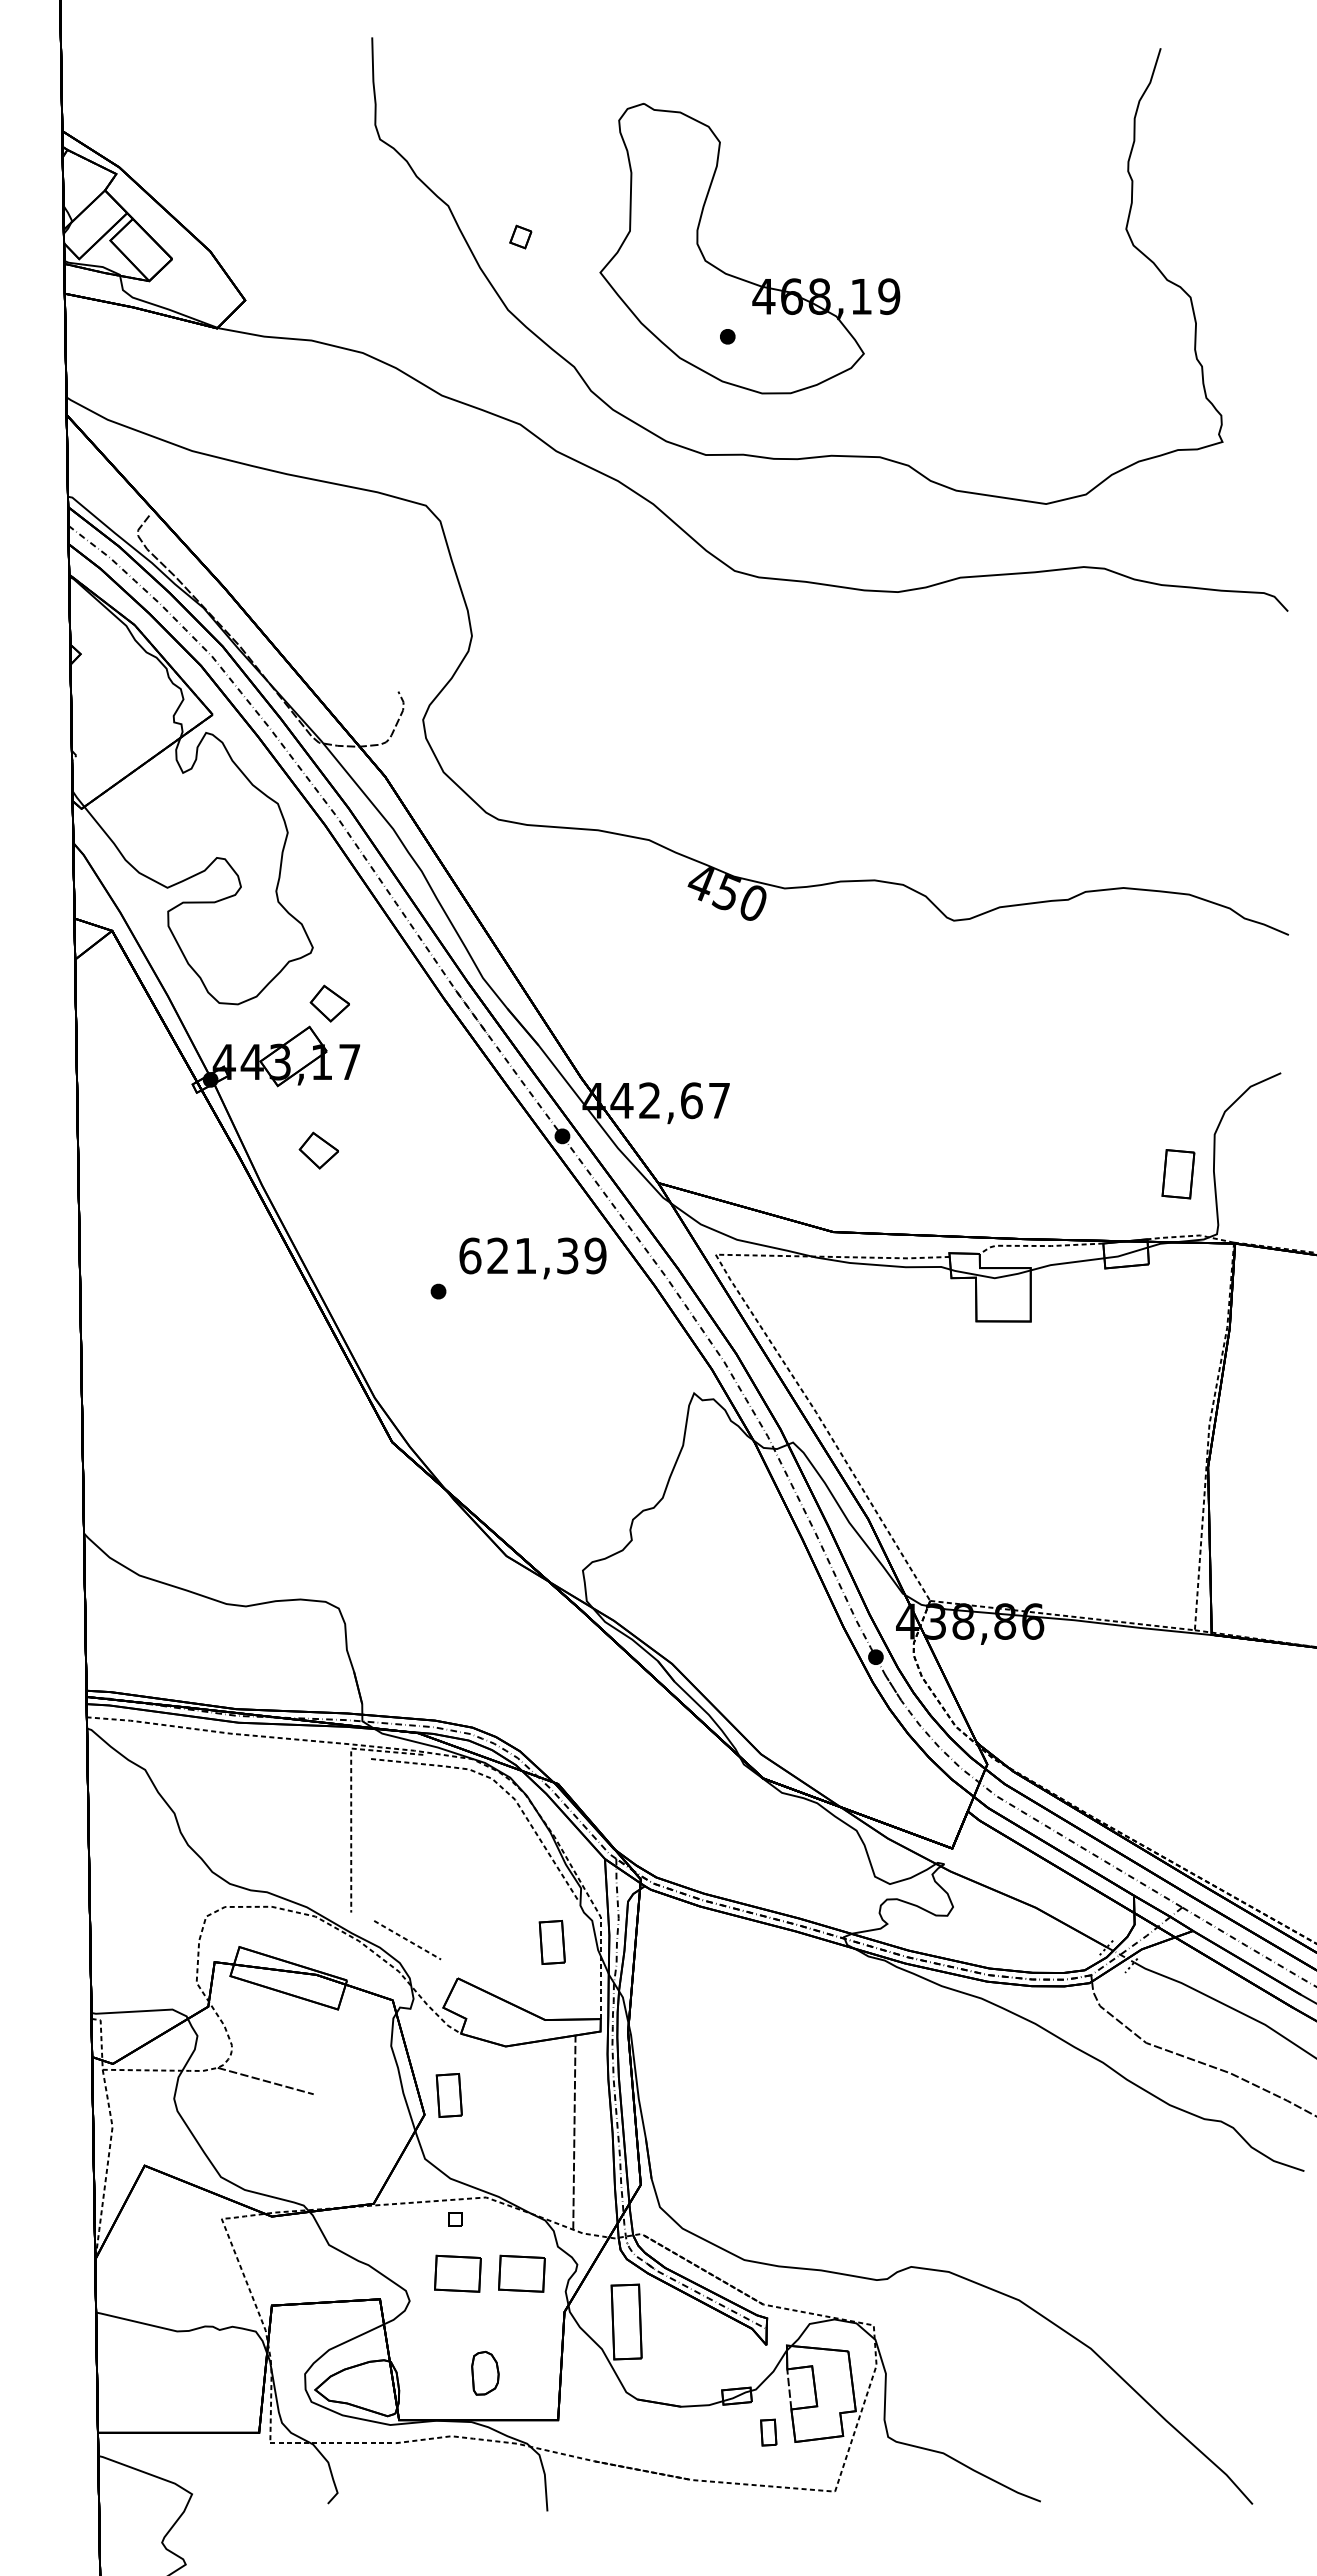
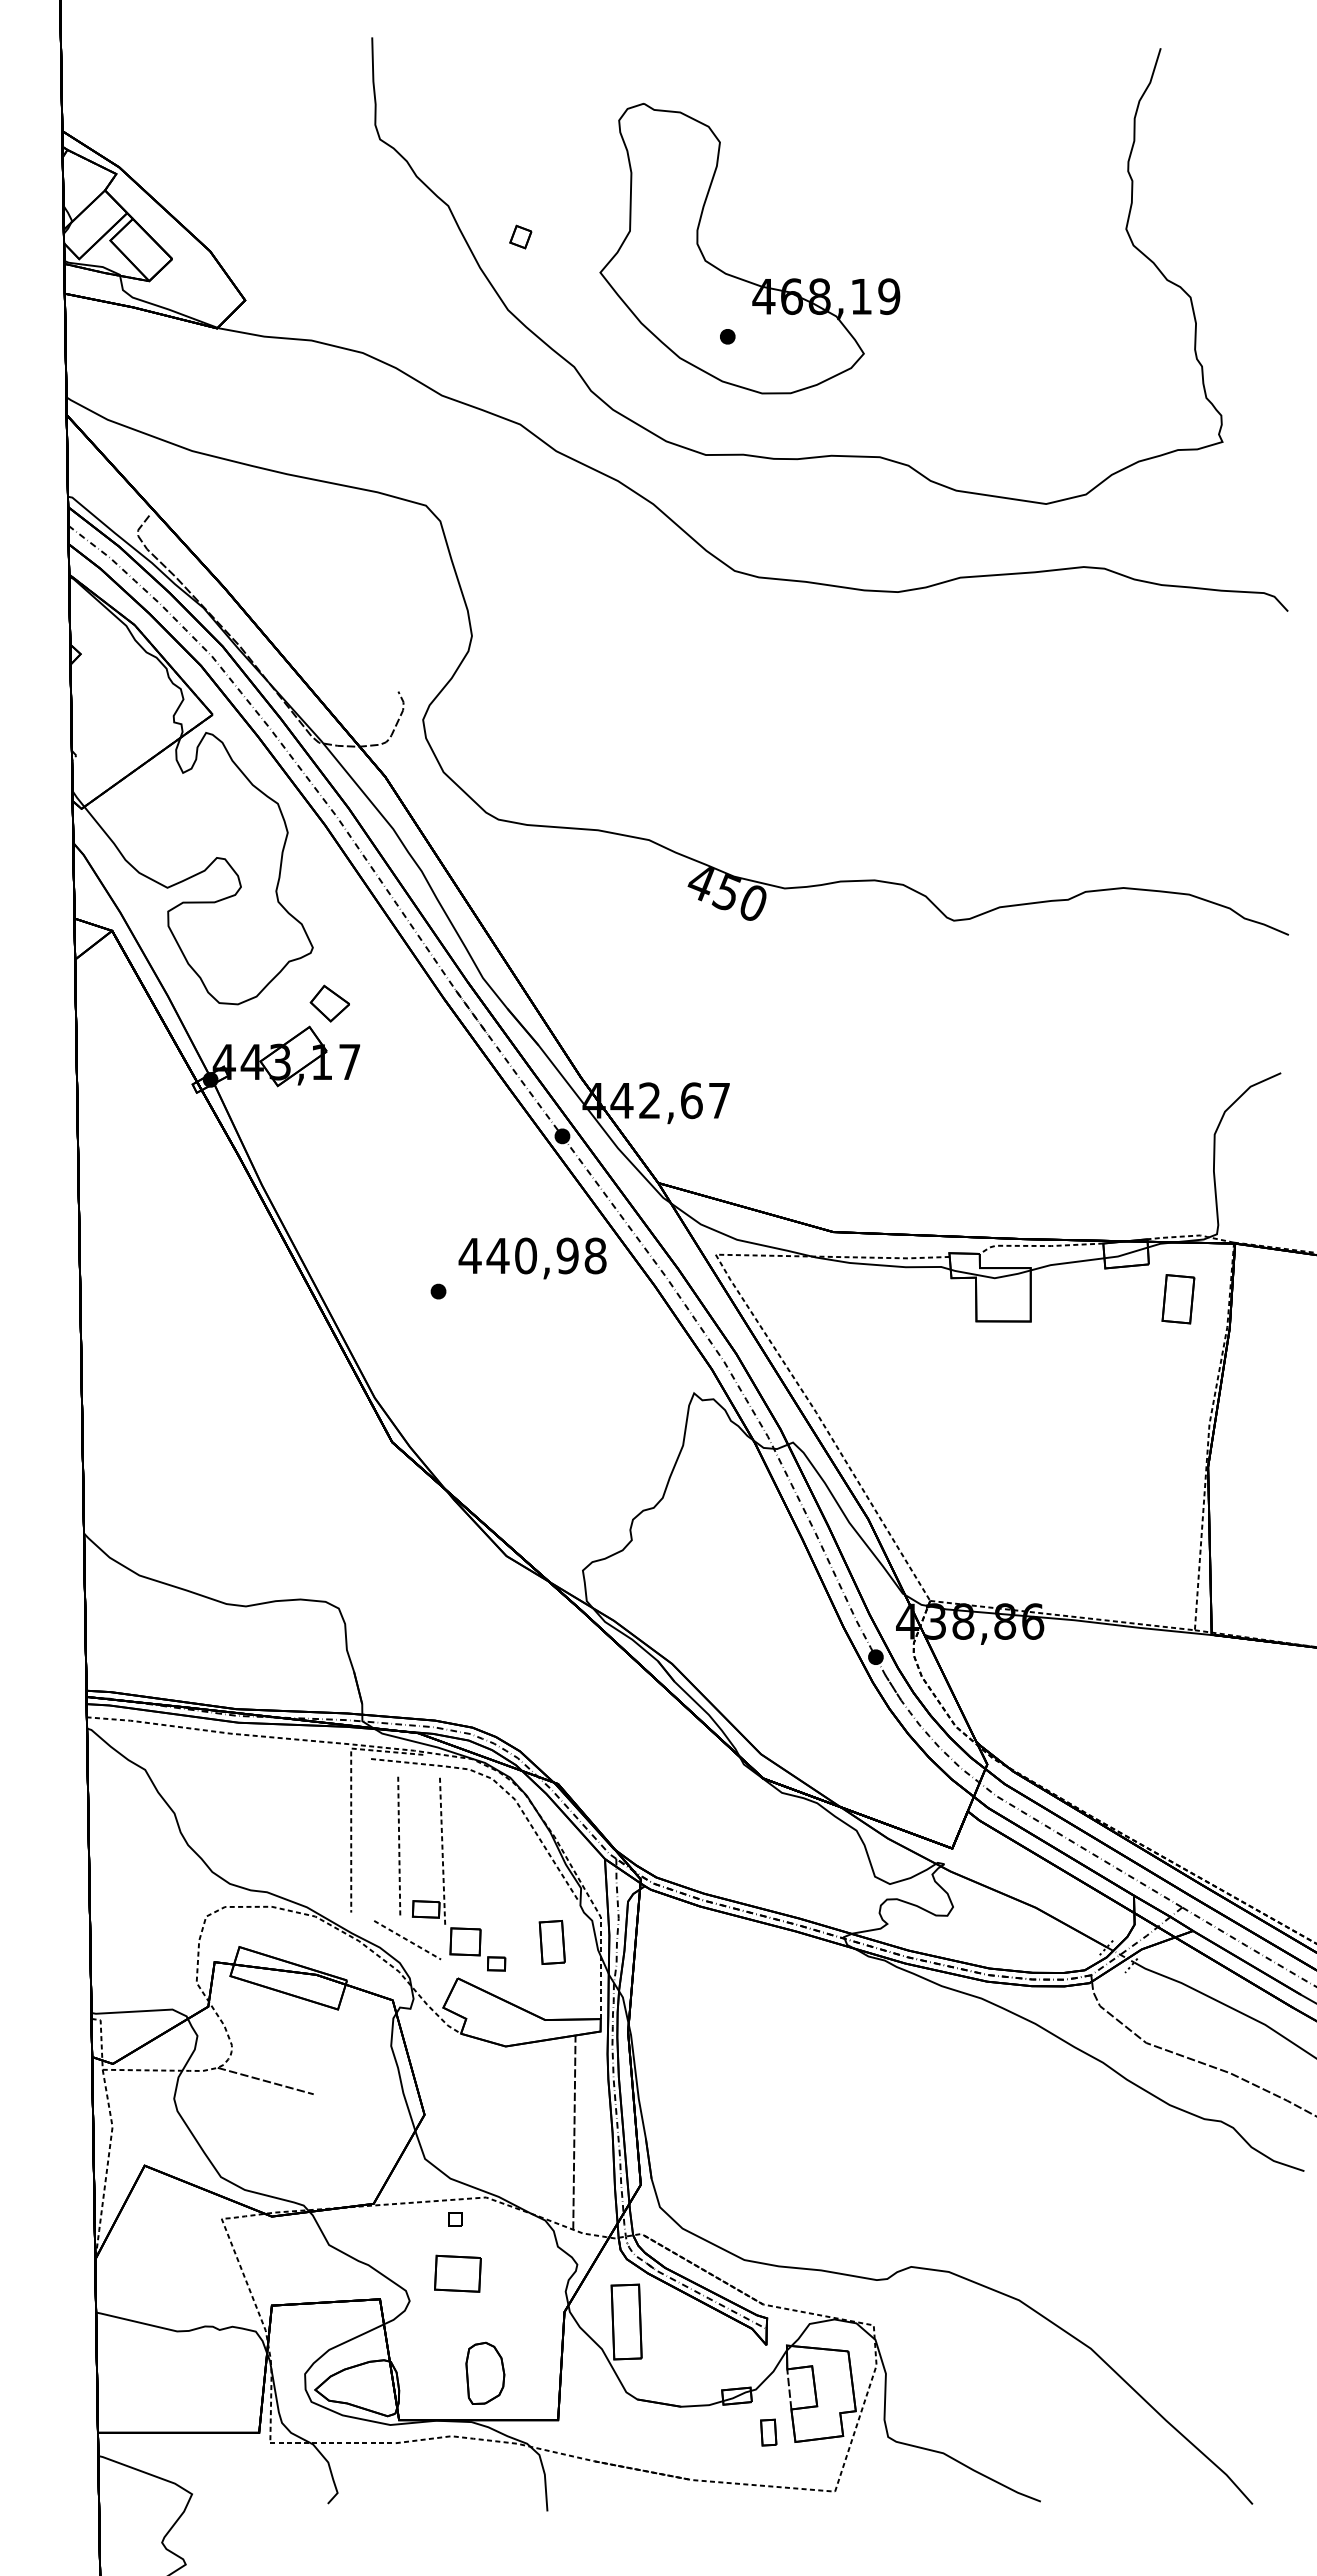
part: present -> none (318, 1150)
part position: (1178, 1174) -> (1178, 1299) (1178, 1299)
text: 621,39 -> 440,98 (532, 1255)
line: none -> present (399, 1845)
part: none -> present (444, 1874)
part: present -> none (448, 2095)
part: present -> none (521, 2273)
part size: 29x46 px -> 41x64 px (485, 2372)
